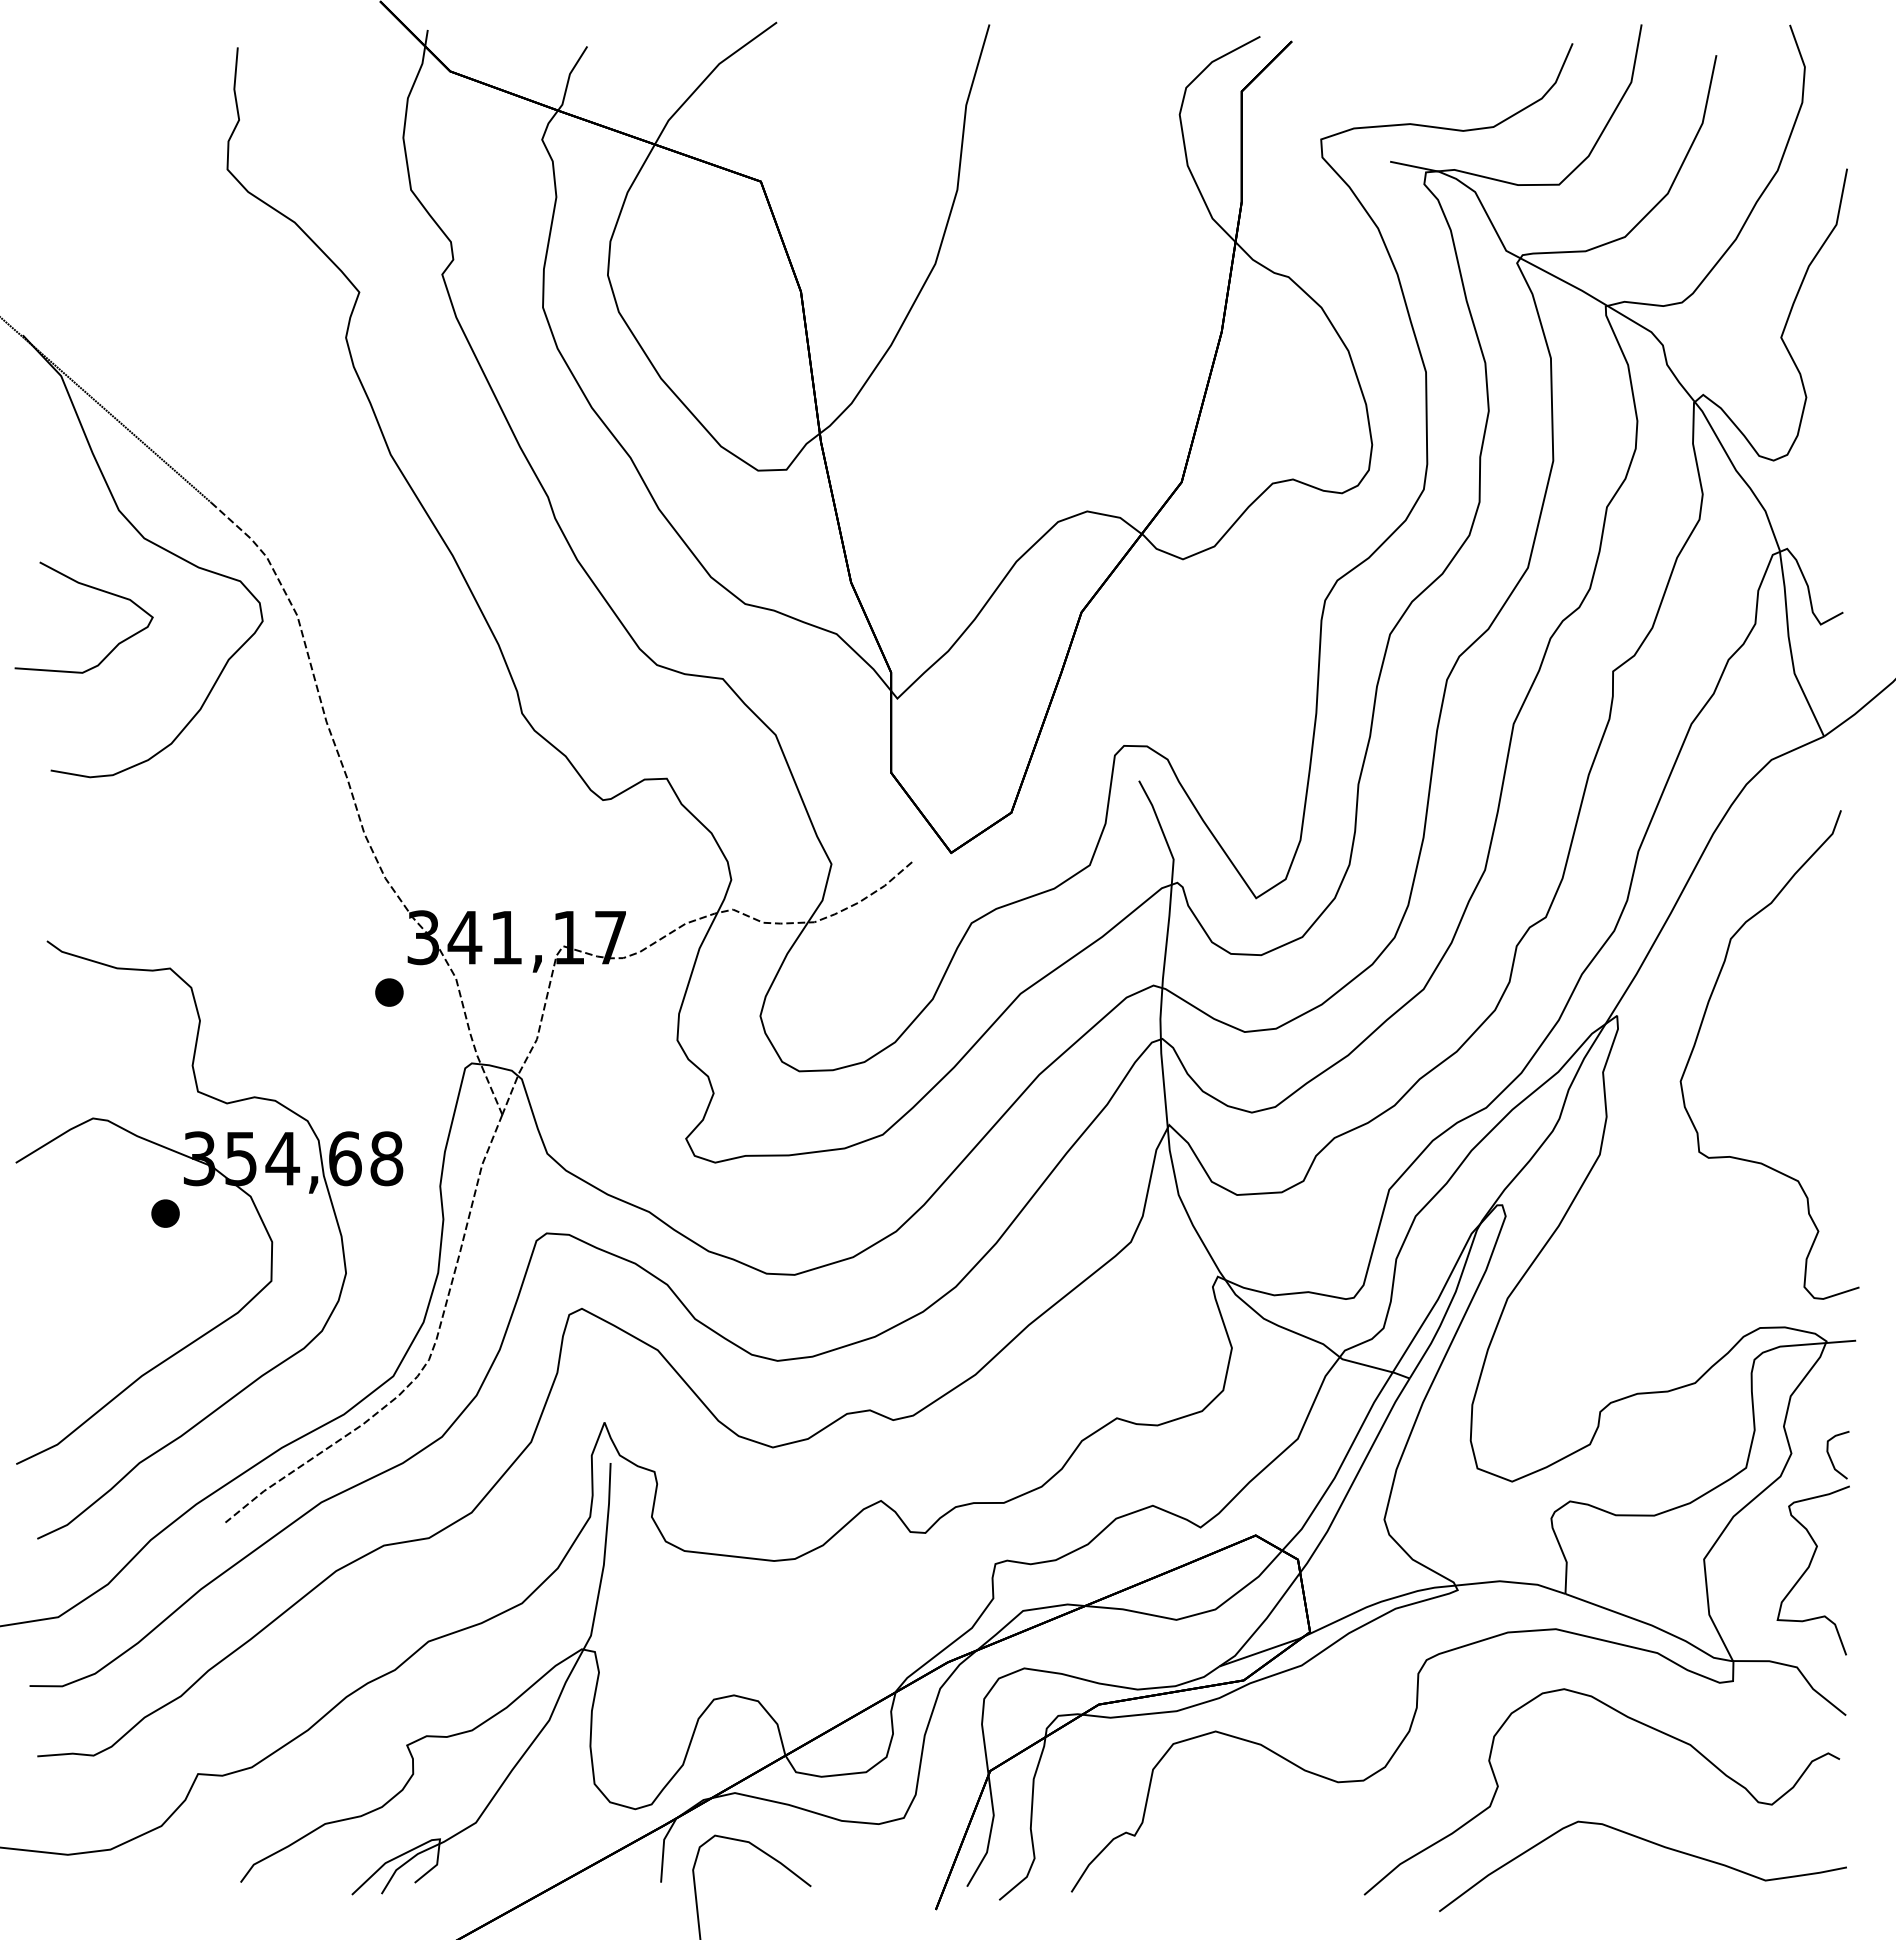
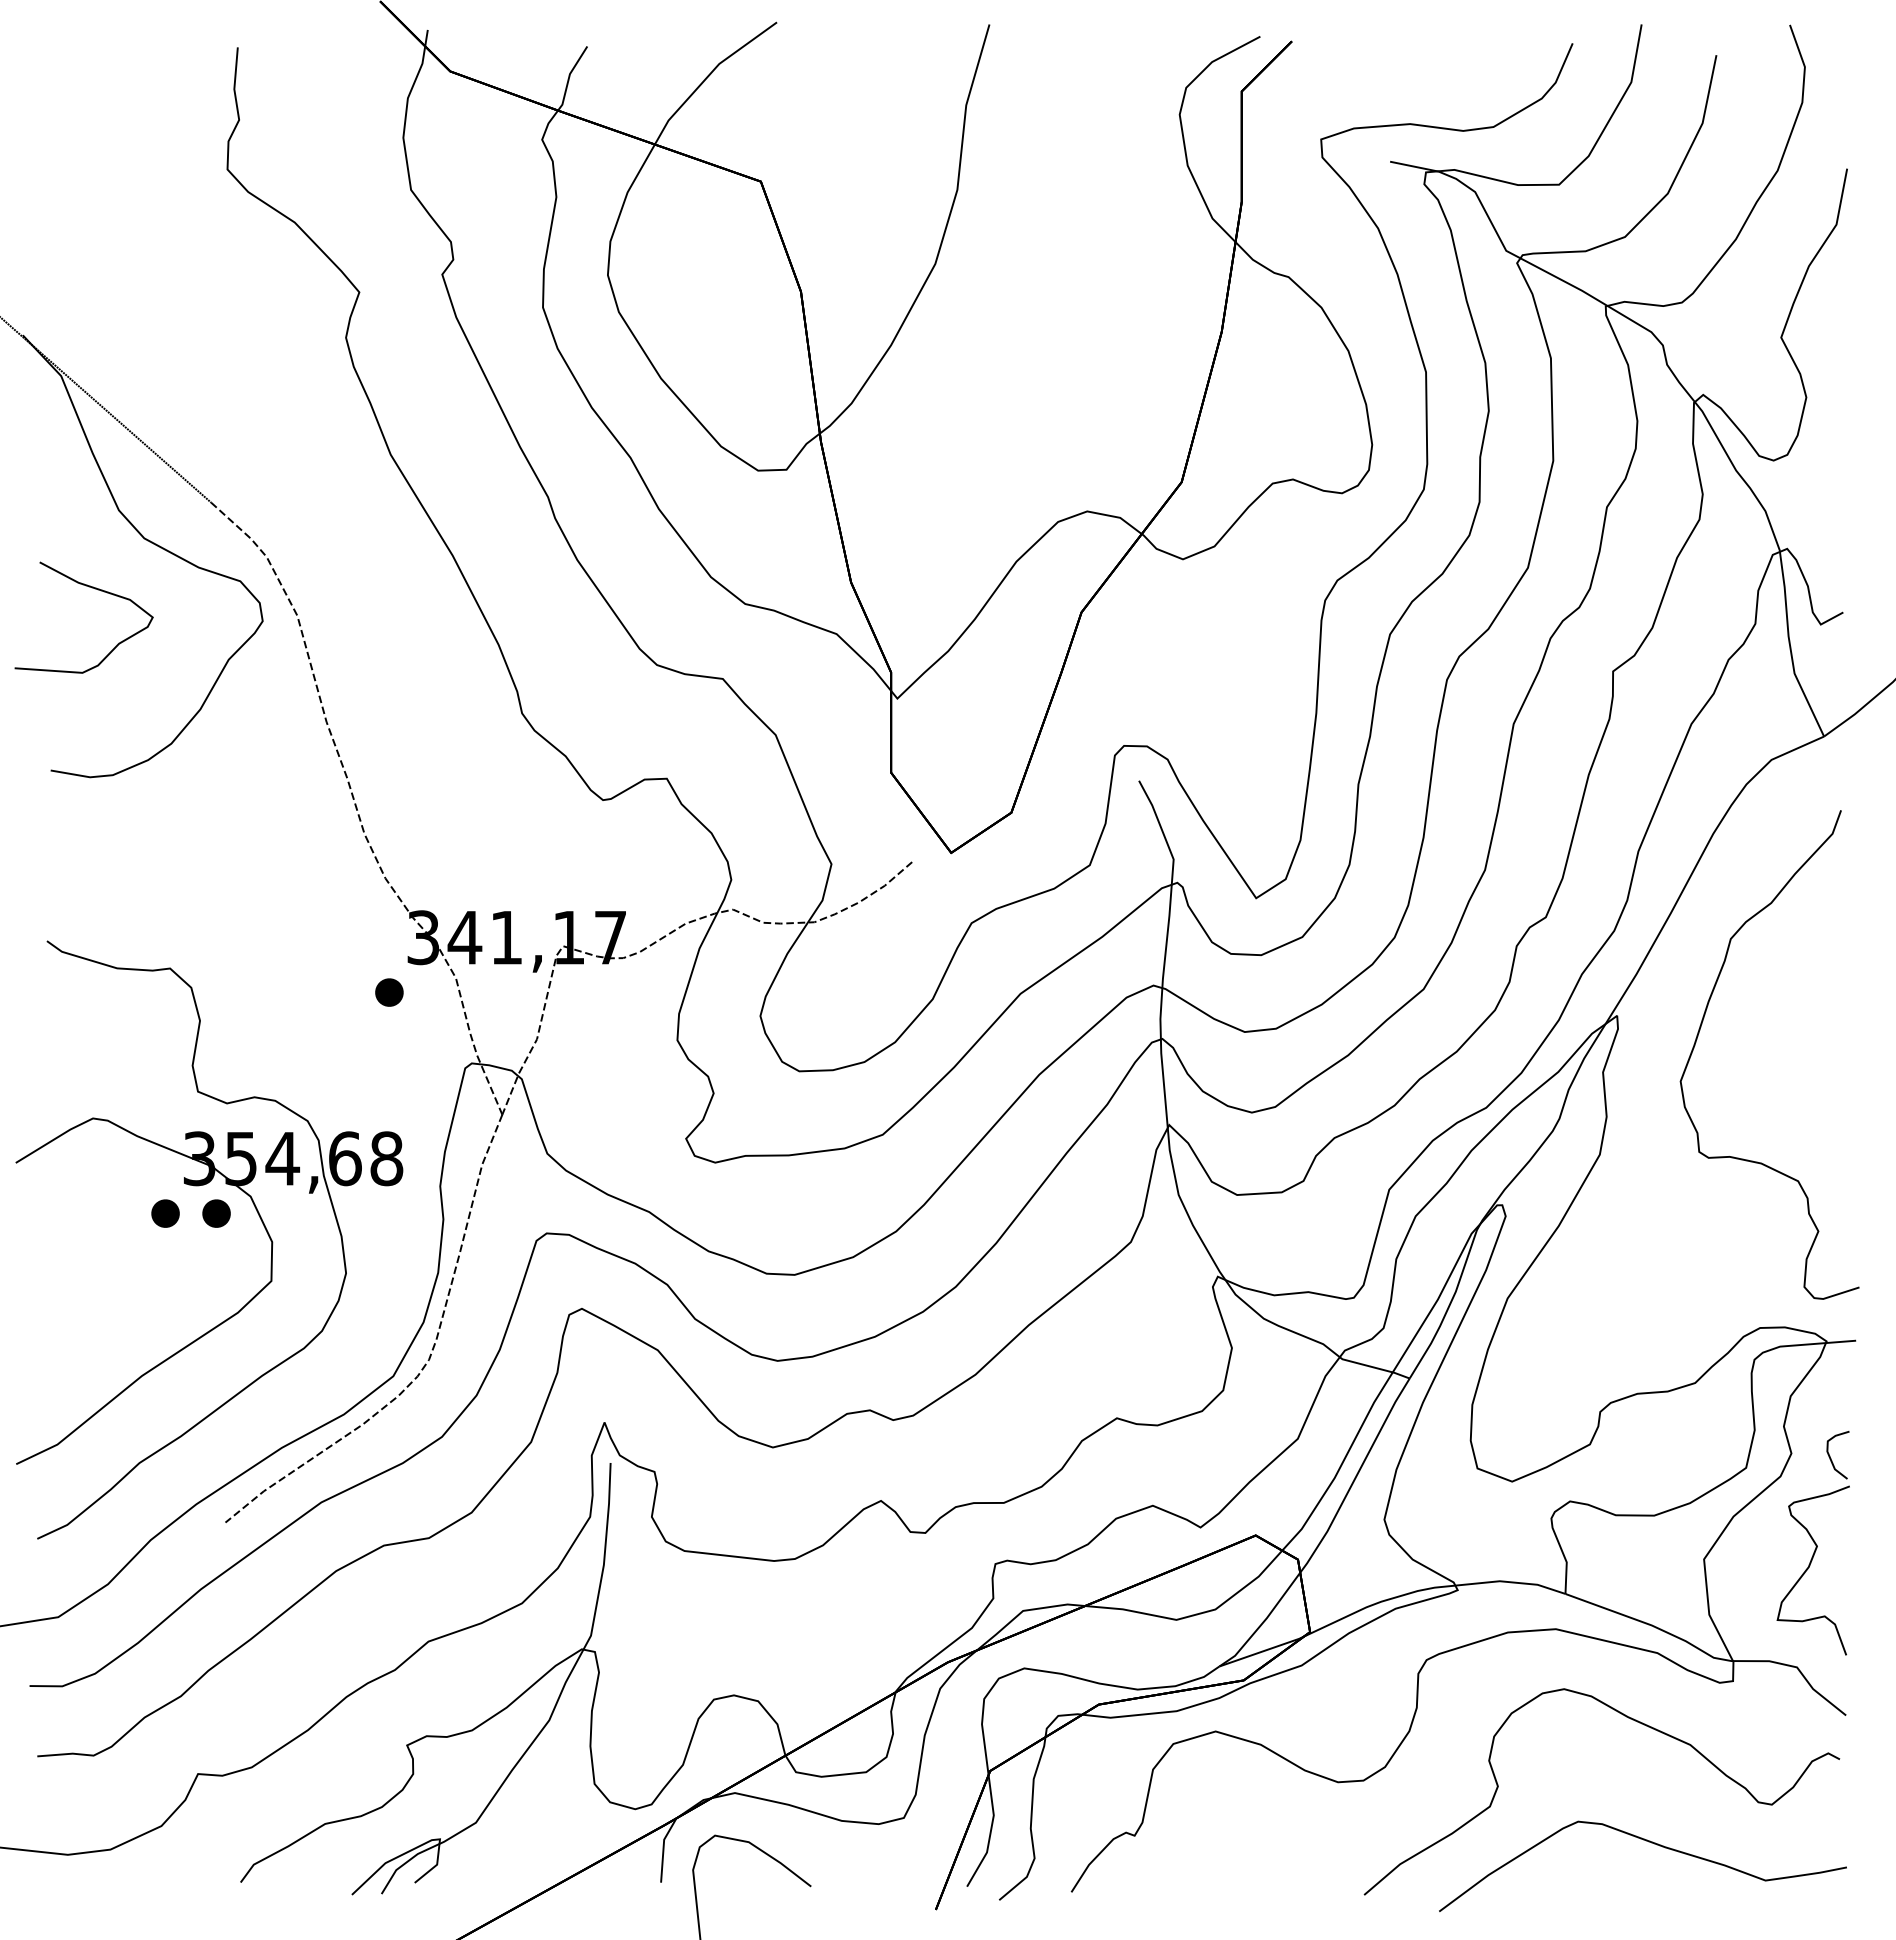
part: none -> present (216, 1213)
